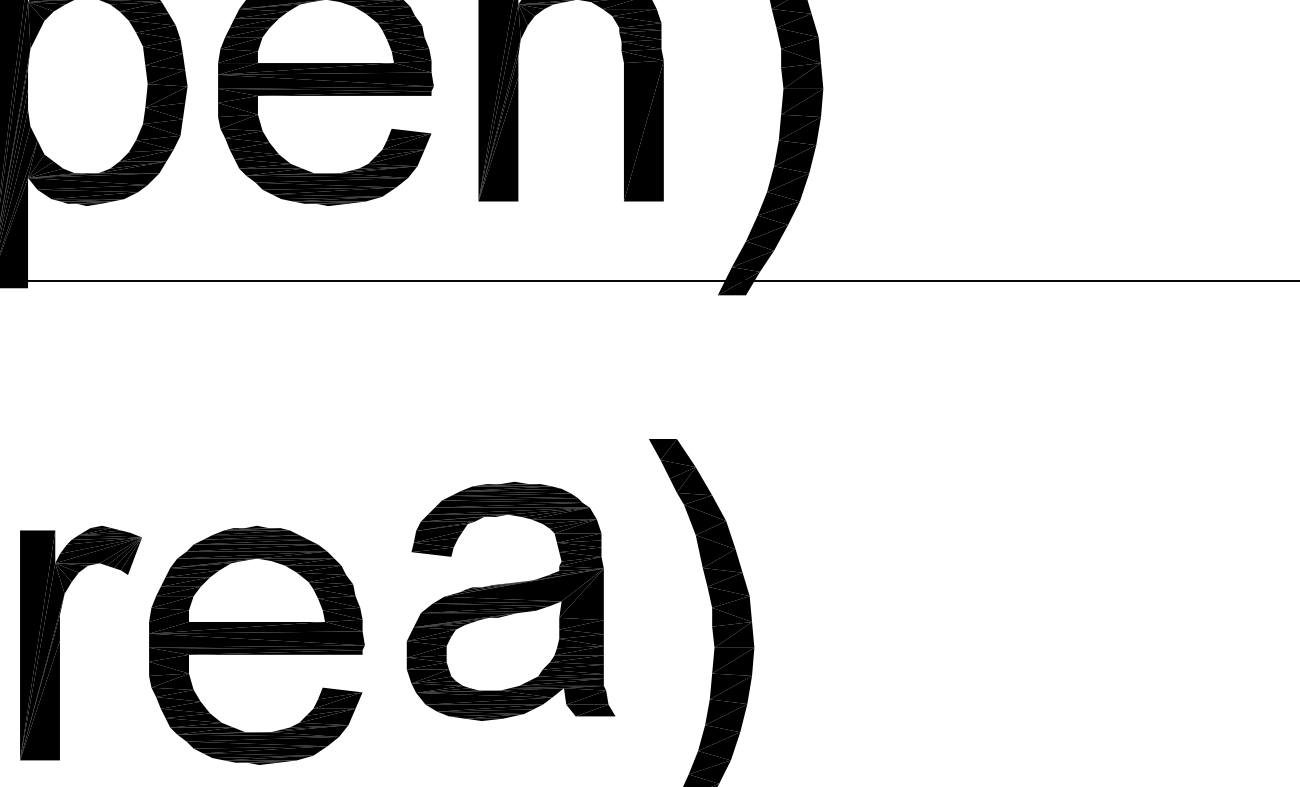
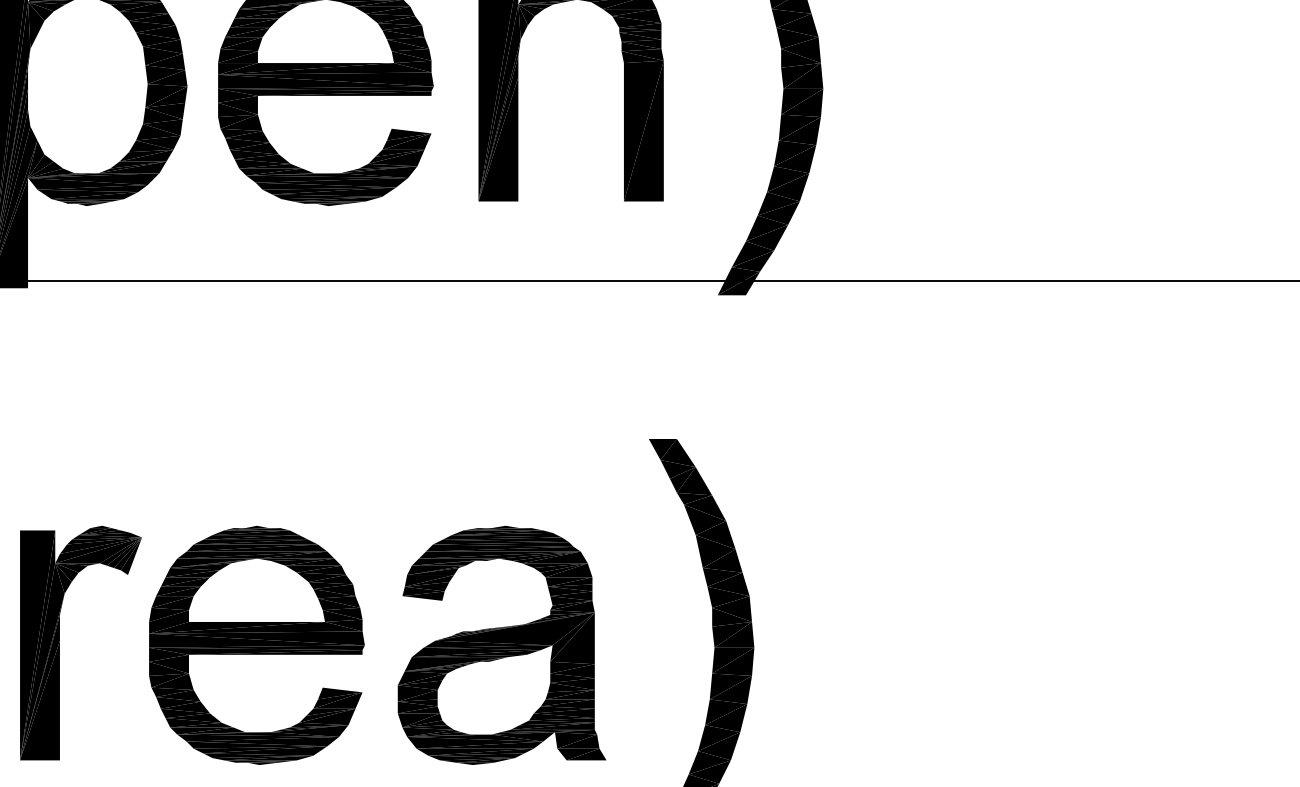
part position: (510, 600) -> (501, 644) (501, 644)
